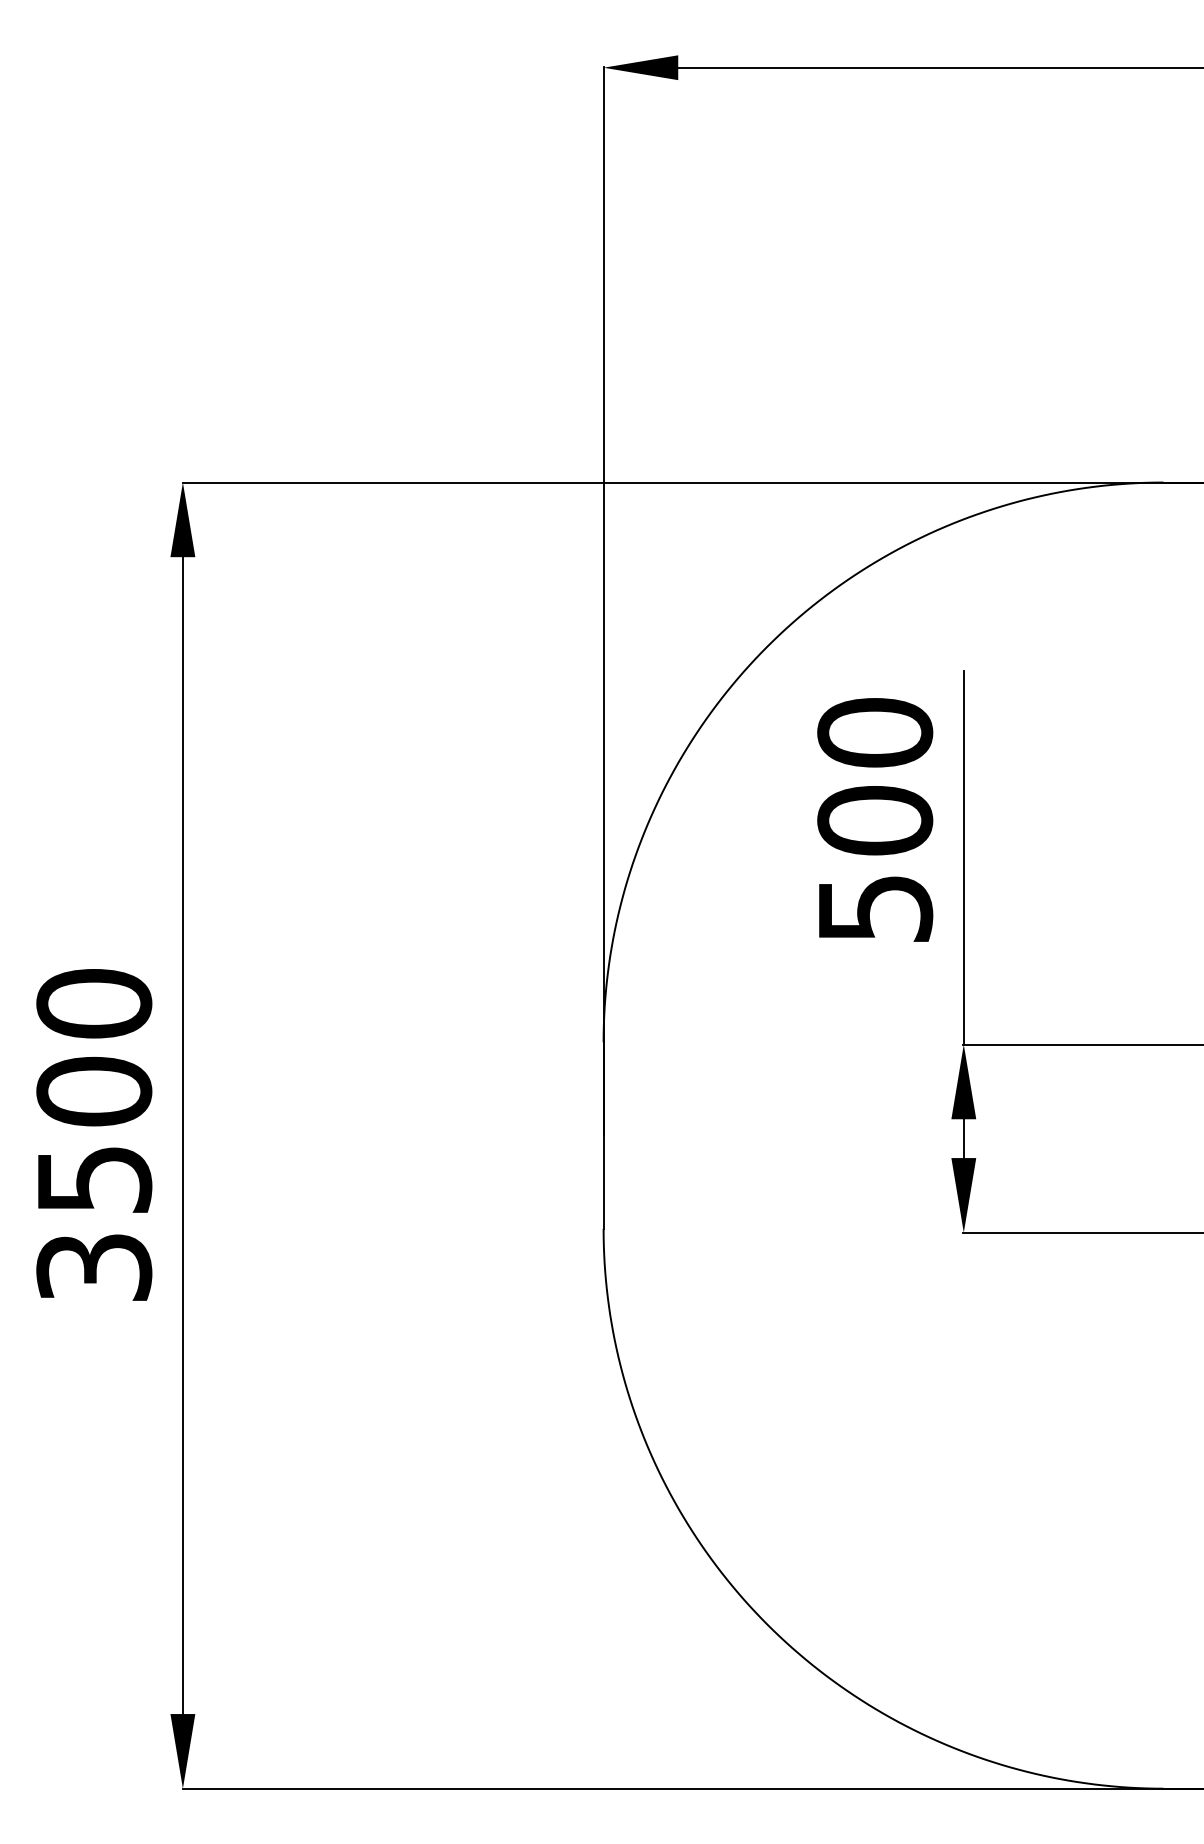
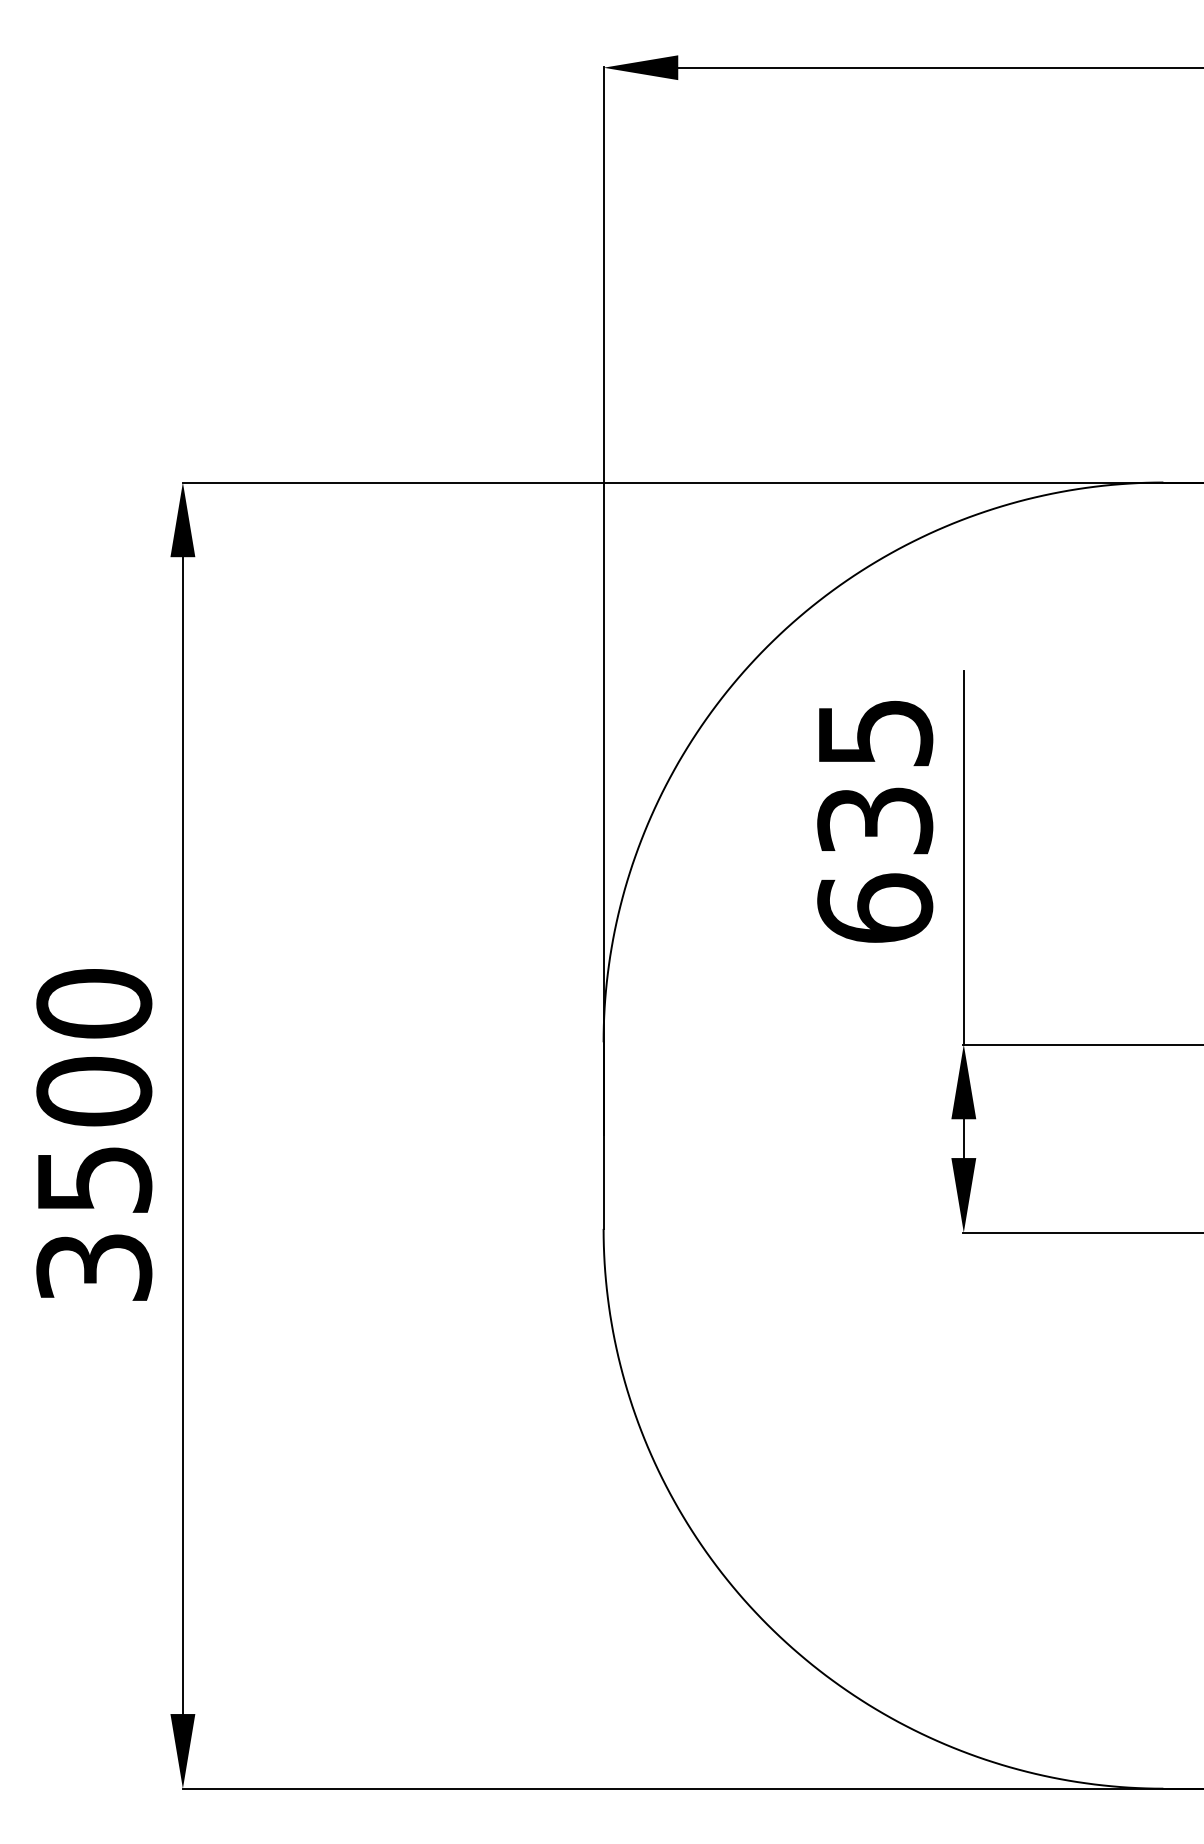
text: 500 -> 635 (875, 820)
